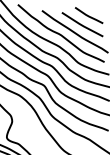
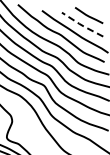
line: solid -> dashed (81, 25)
